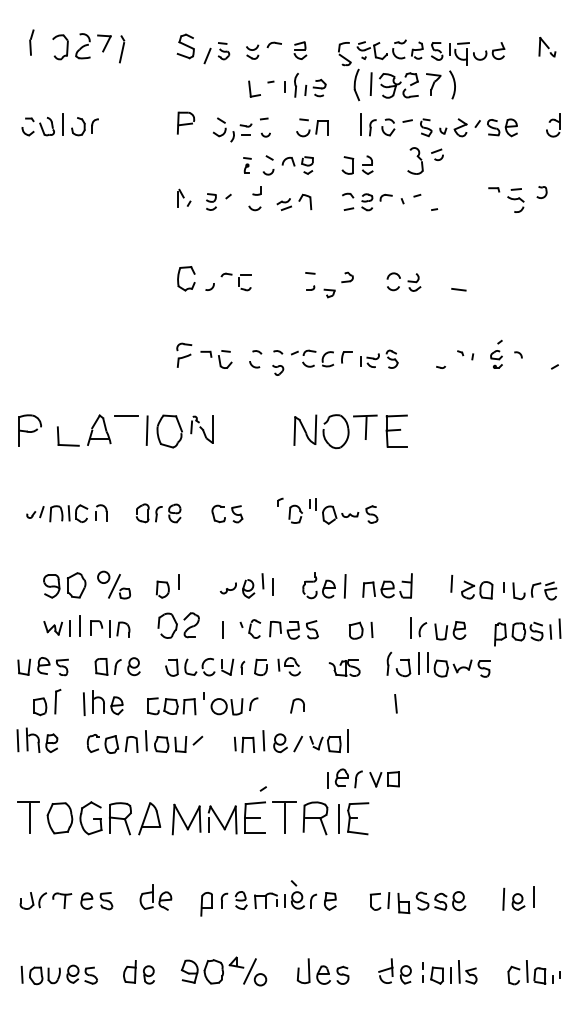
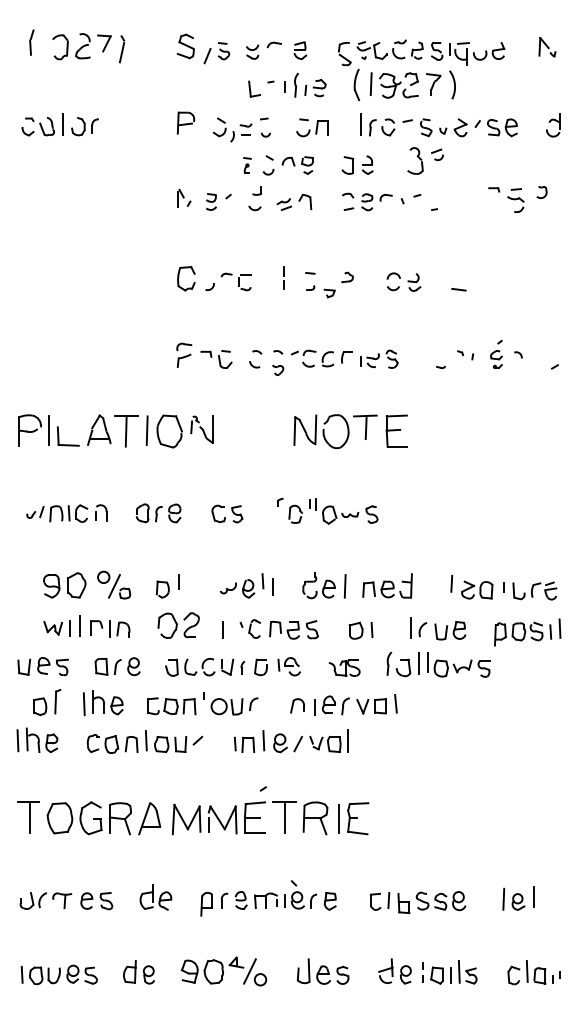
line: none -> present (283, 276)
line: none -> present (49, 430)
line: none -> present (125, 431)
part position: (362, 772) -> (349, 699) (349, 699)
